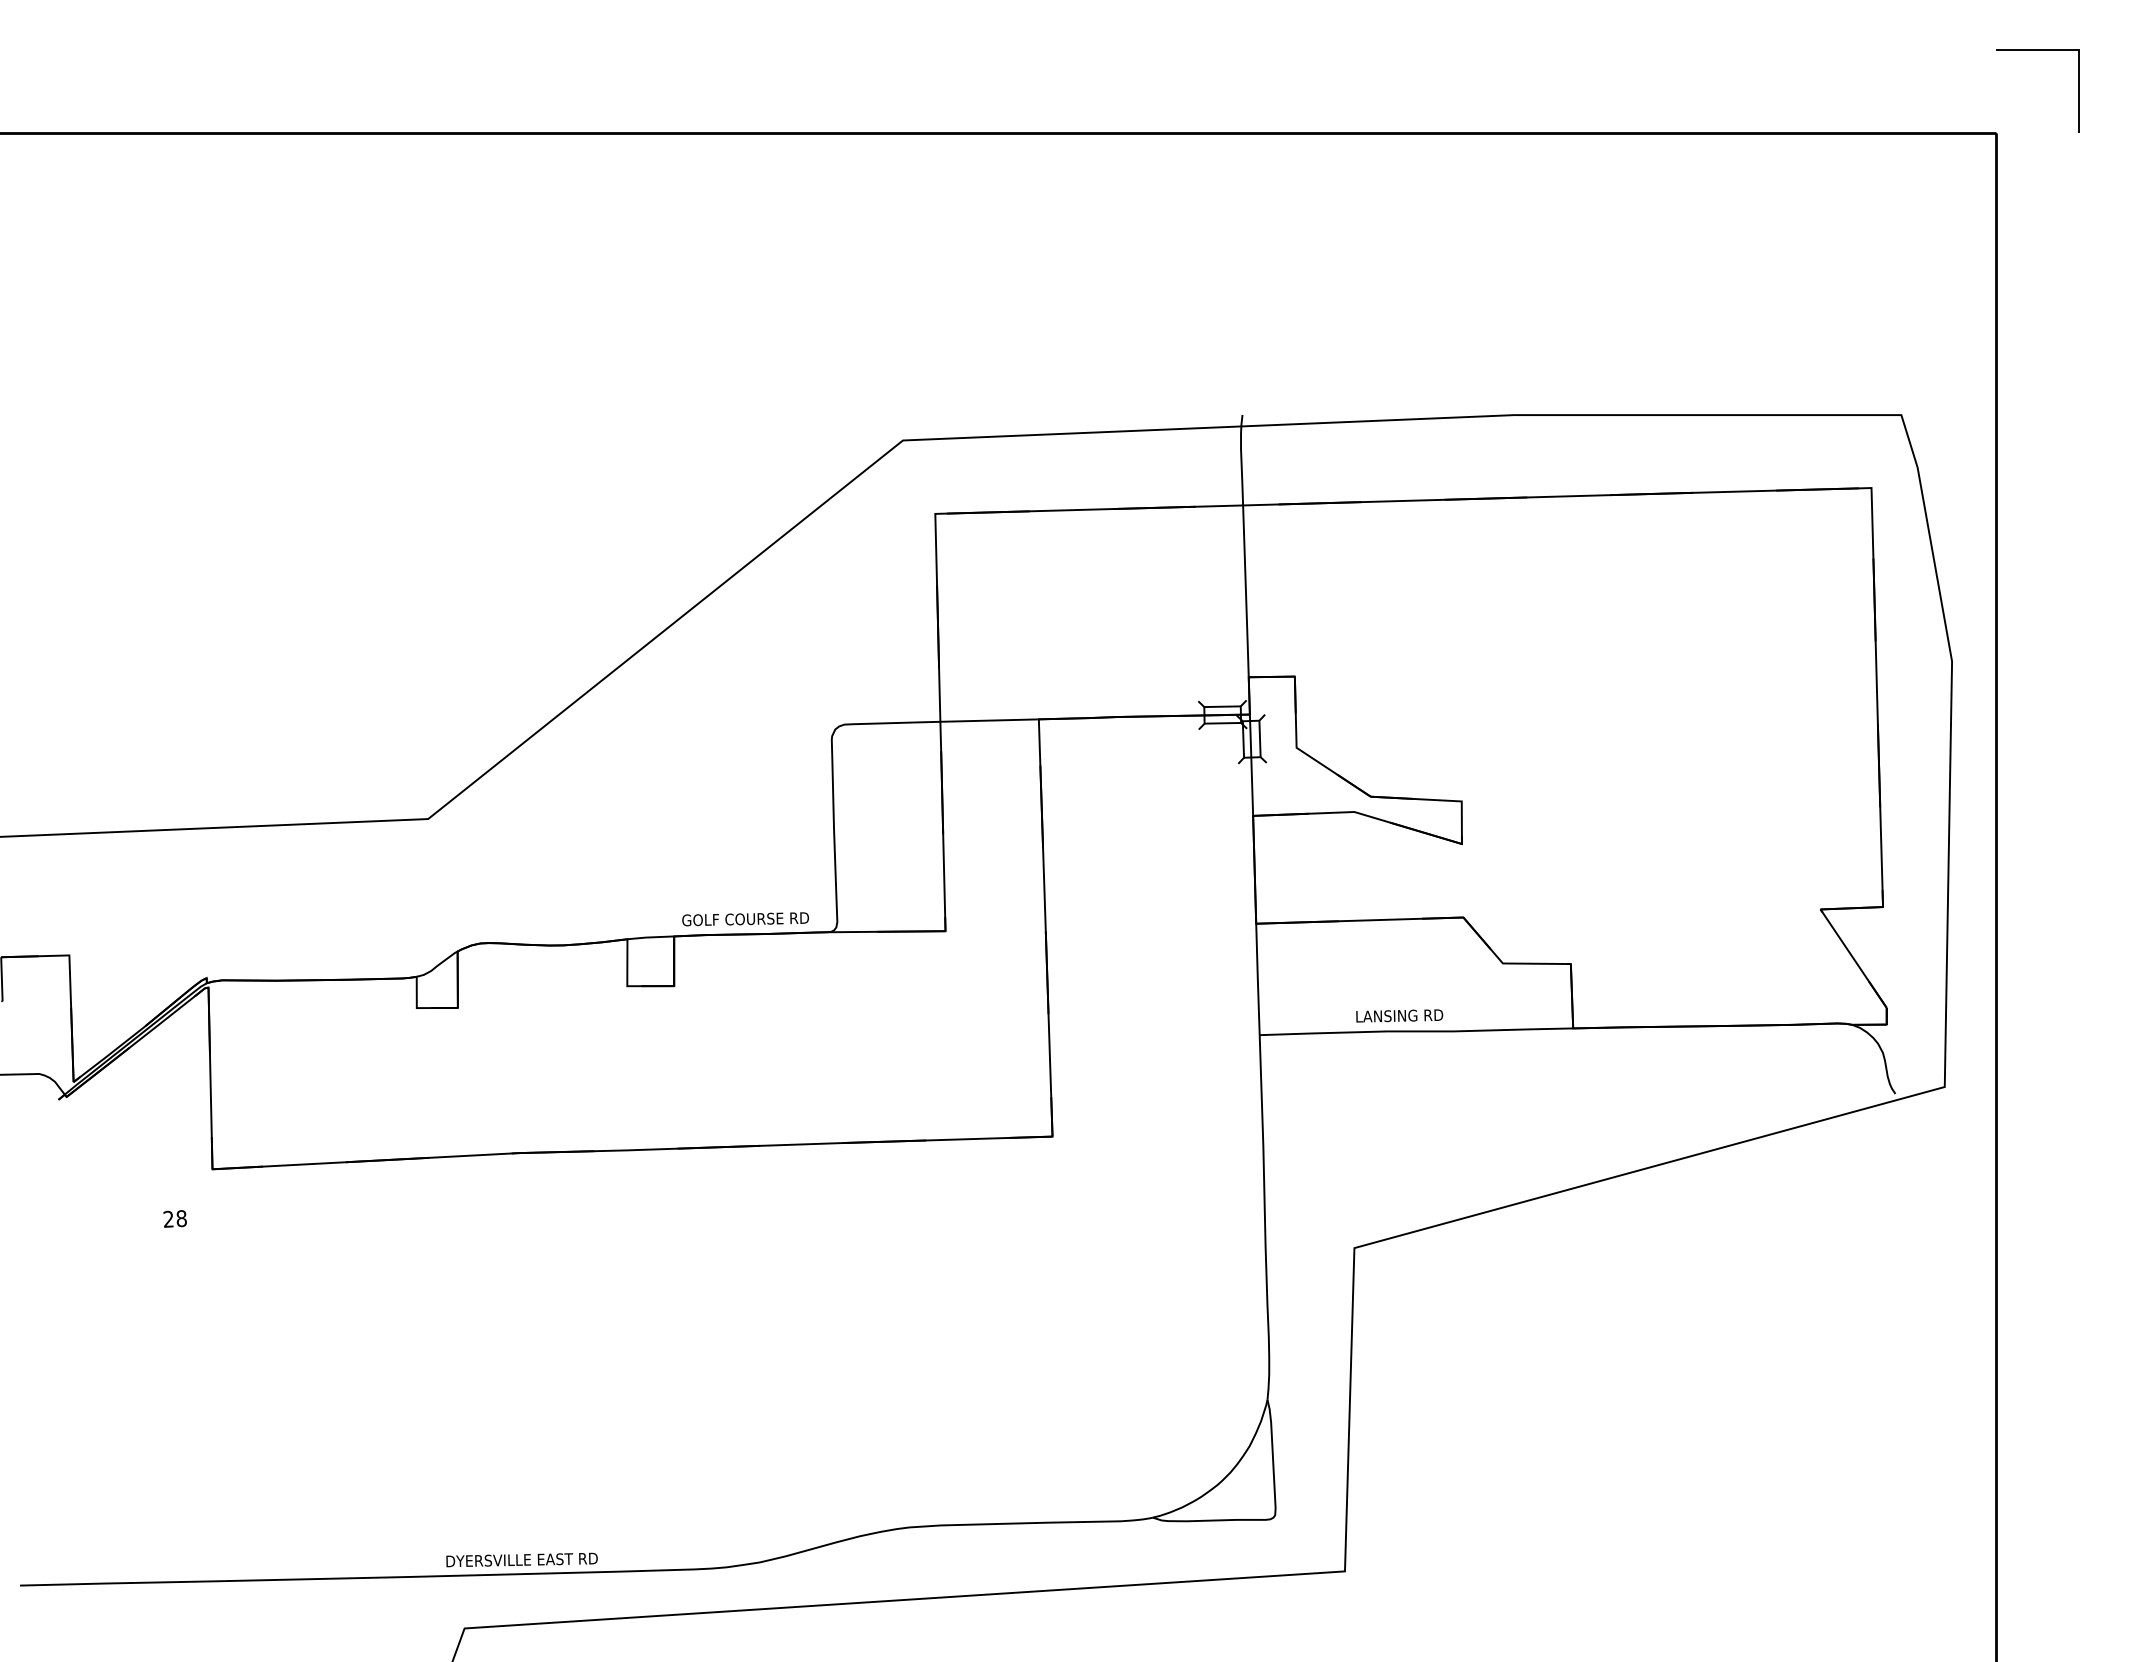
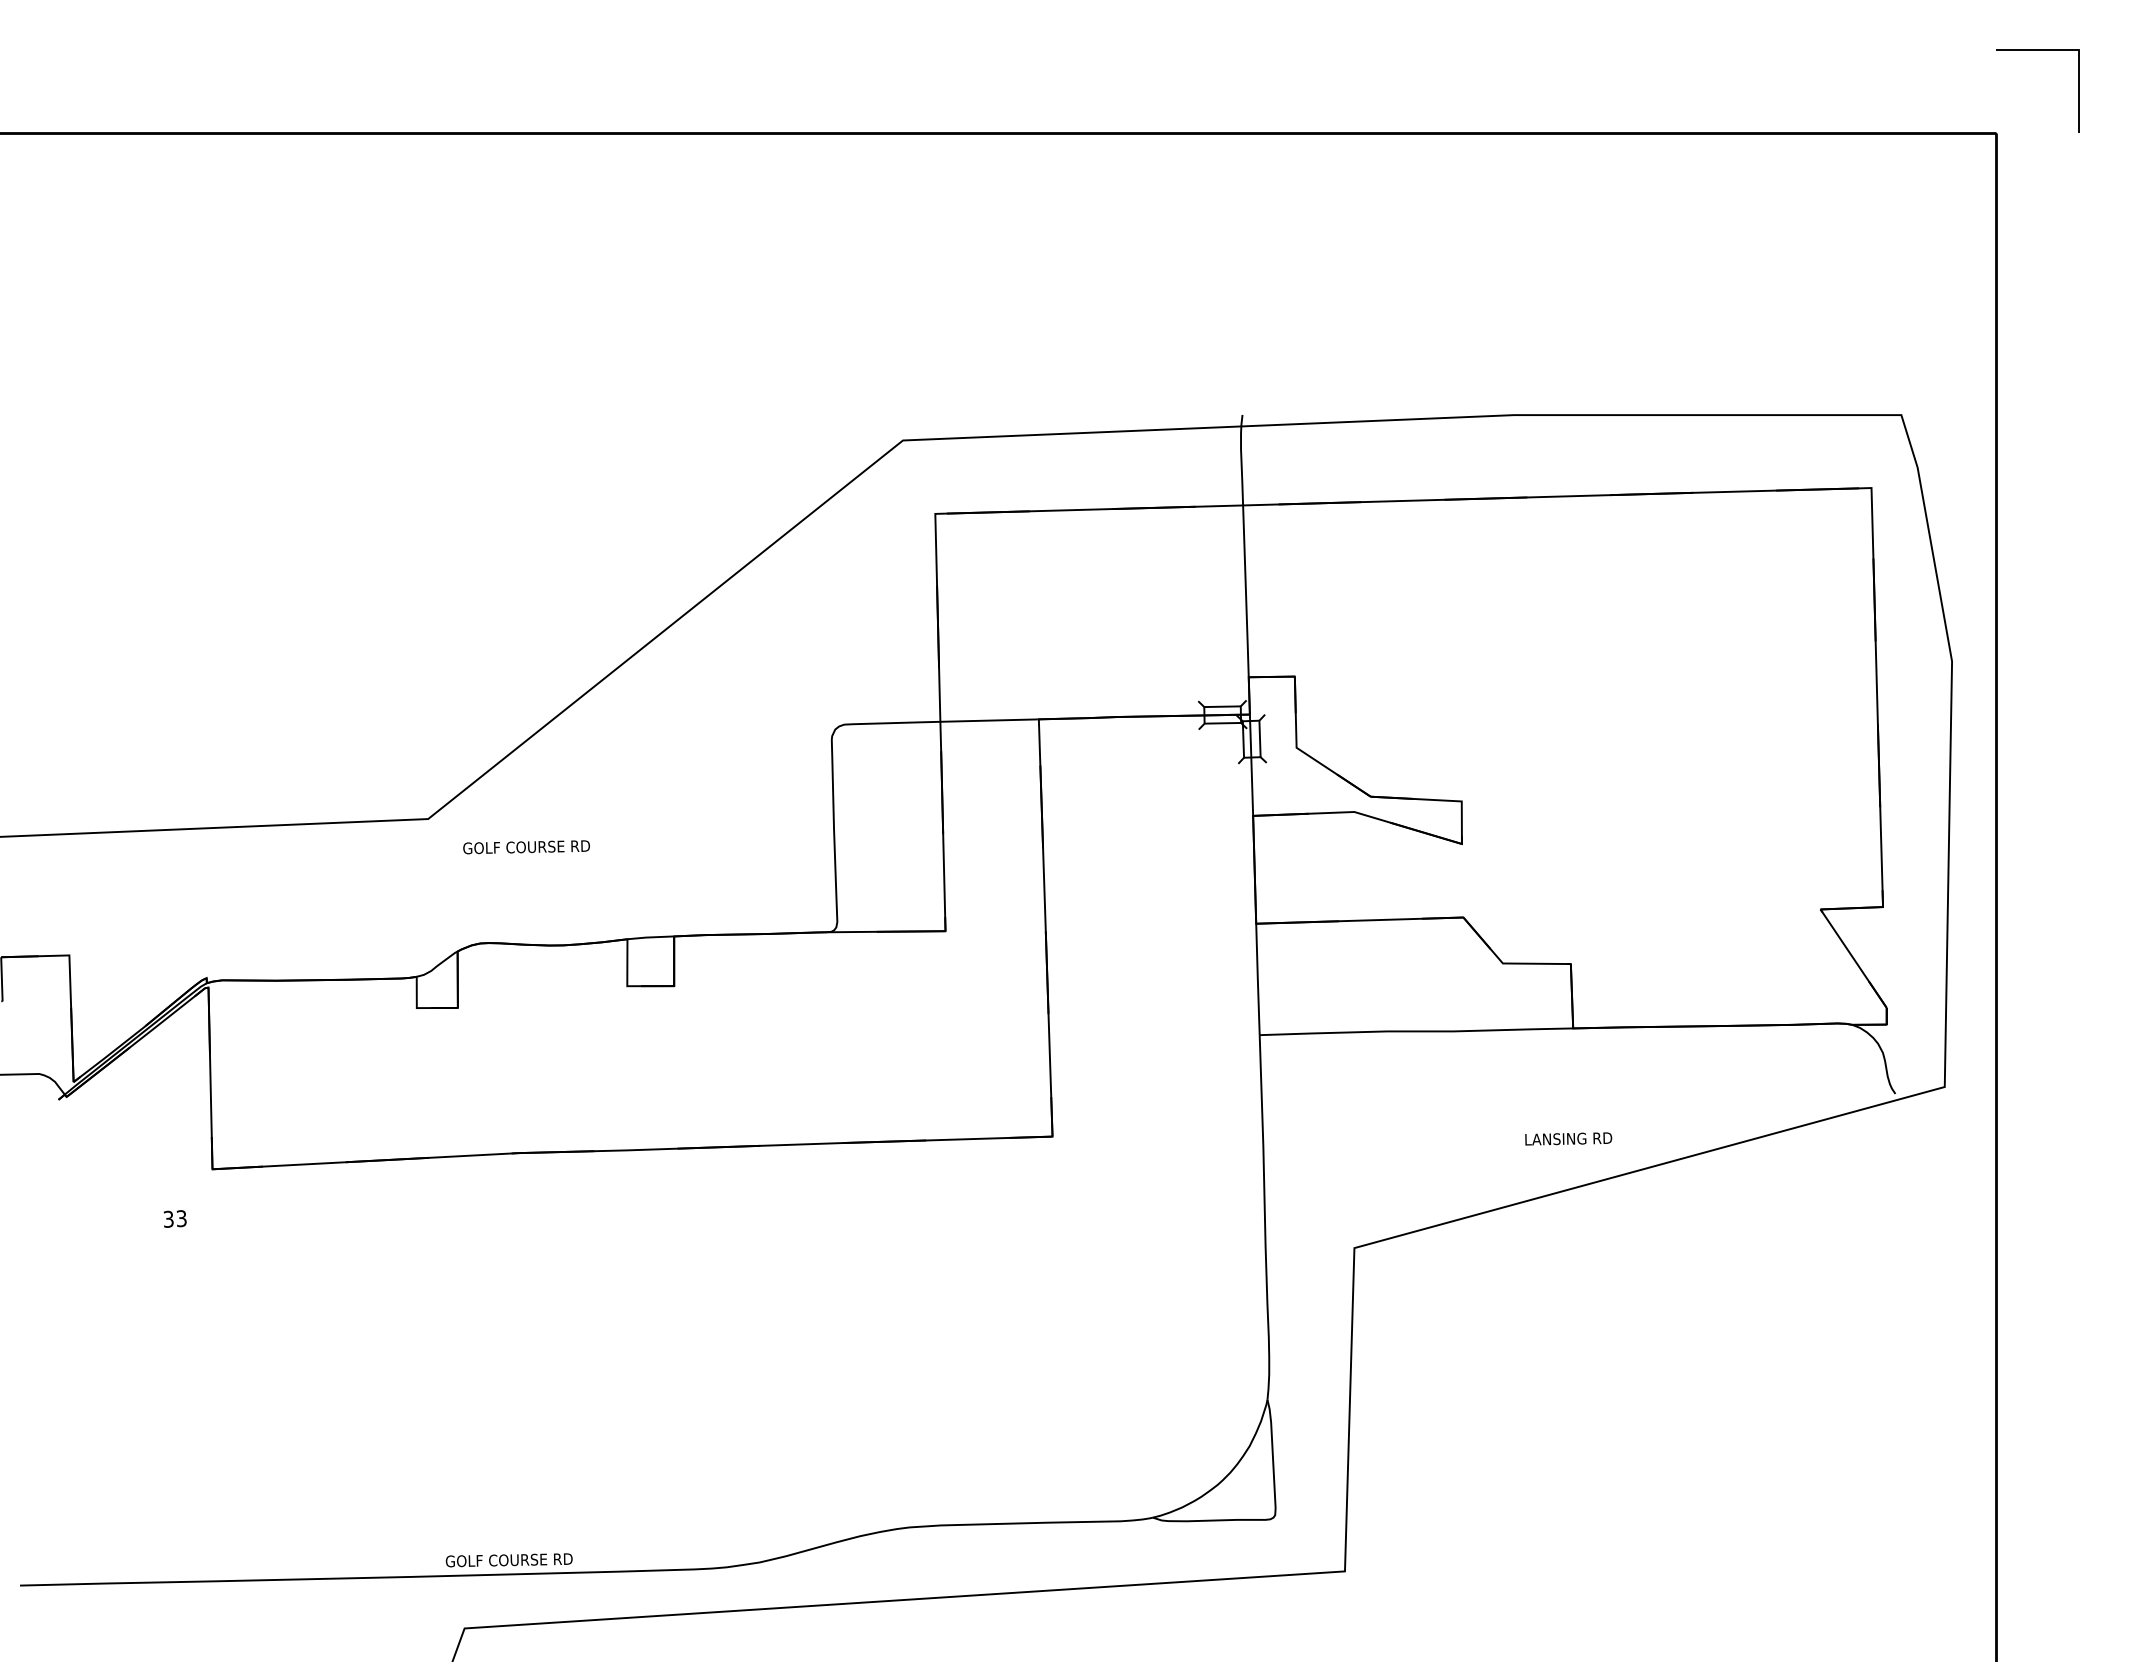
text position: (745, 919) -> (526, 847) (526, 847)
text position: (1399, 1015) -> (1568, 1138) (1568, 1138)
text: 28 -> 33 (174, 1218)
text: DYERSVILLE EAST RD -> GOLF COURSE RD (521, 1559)
